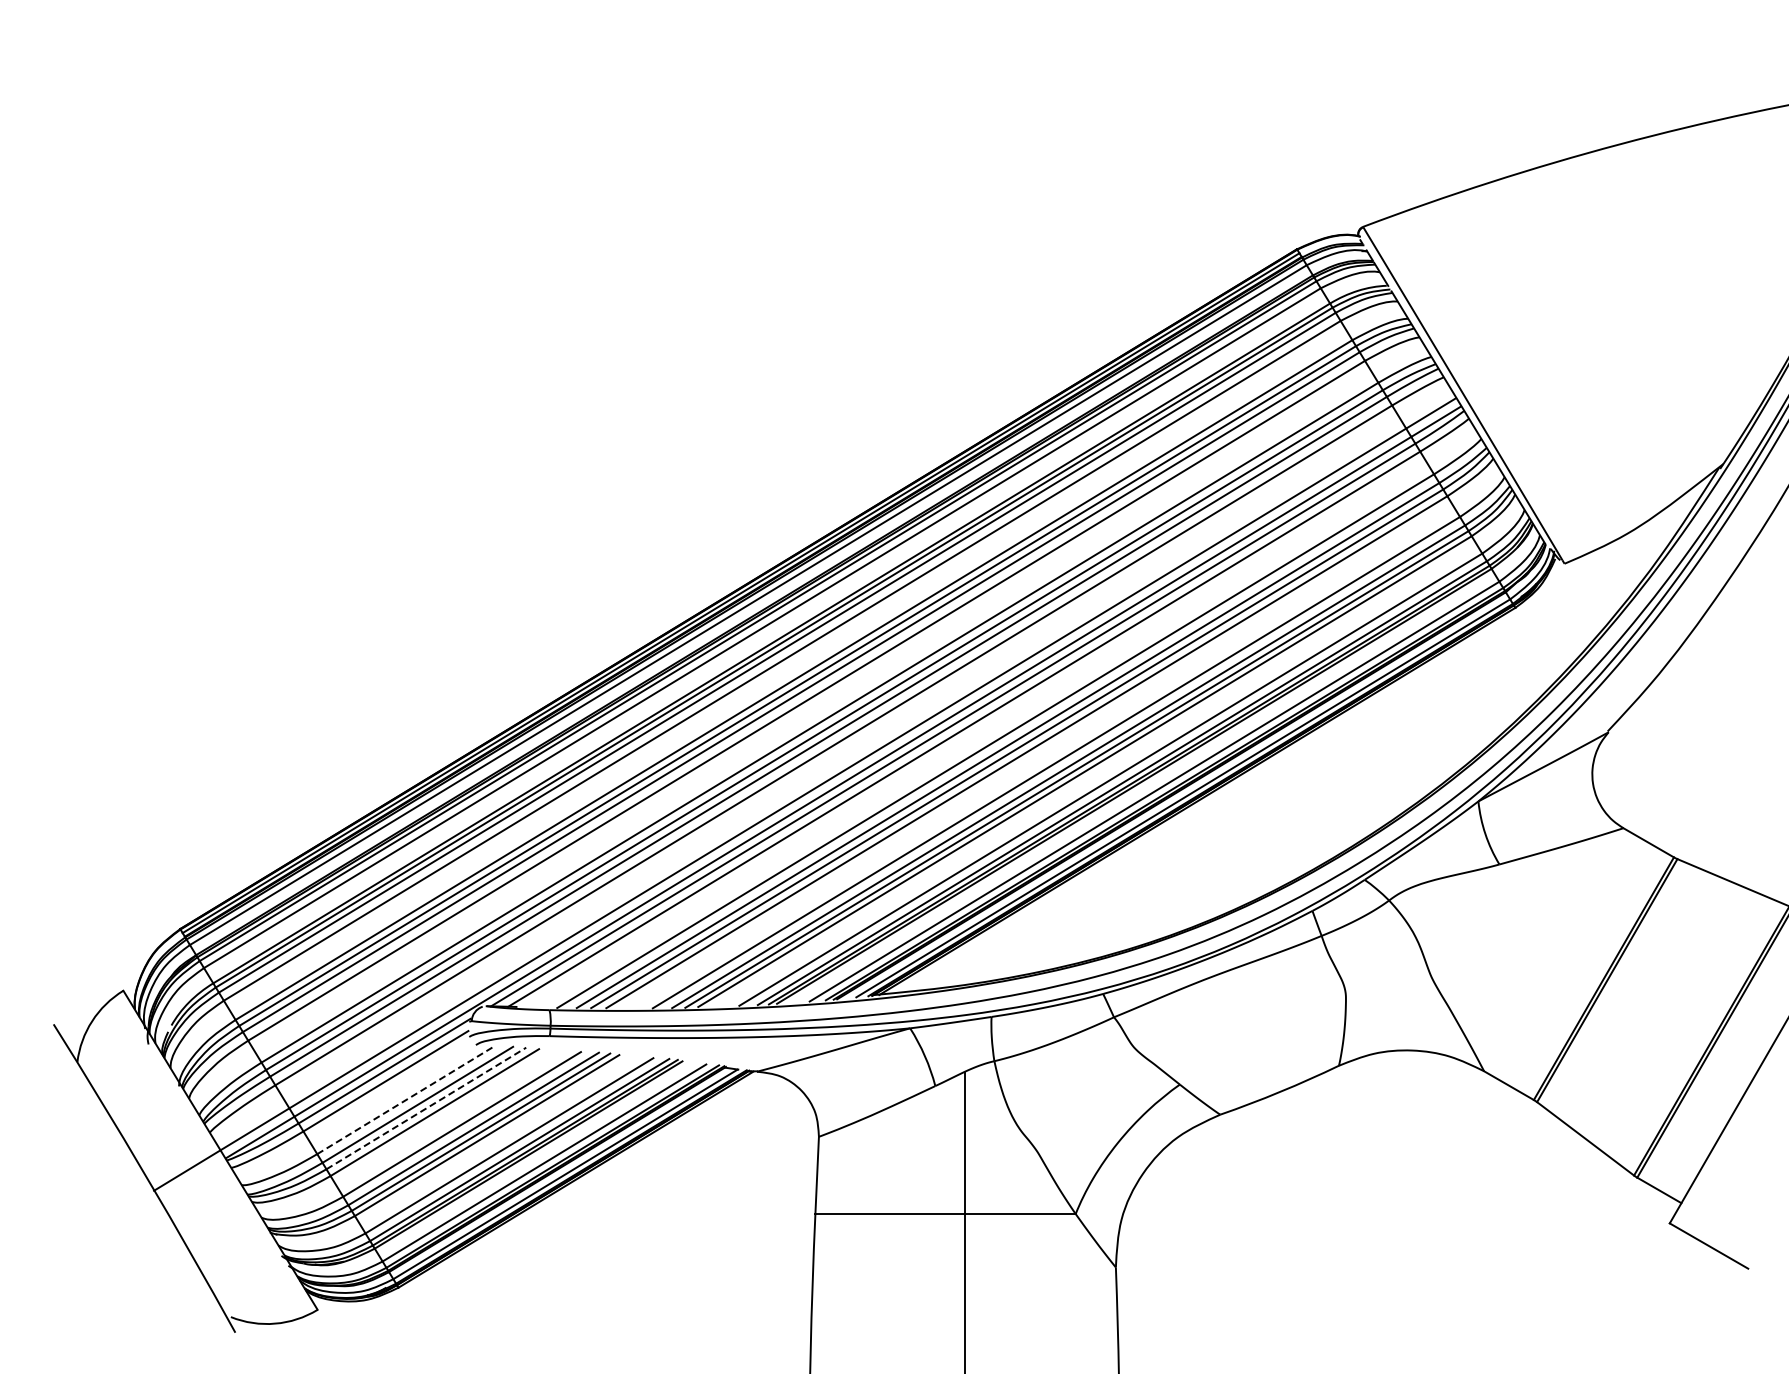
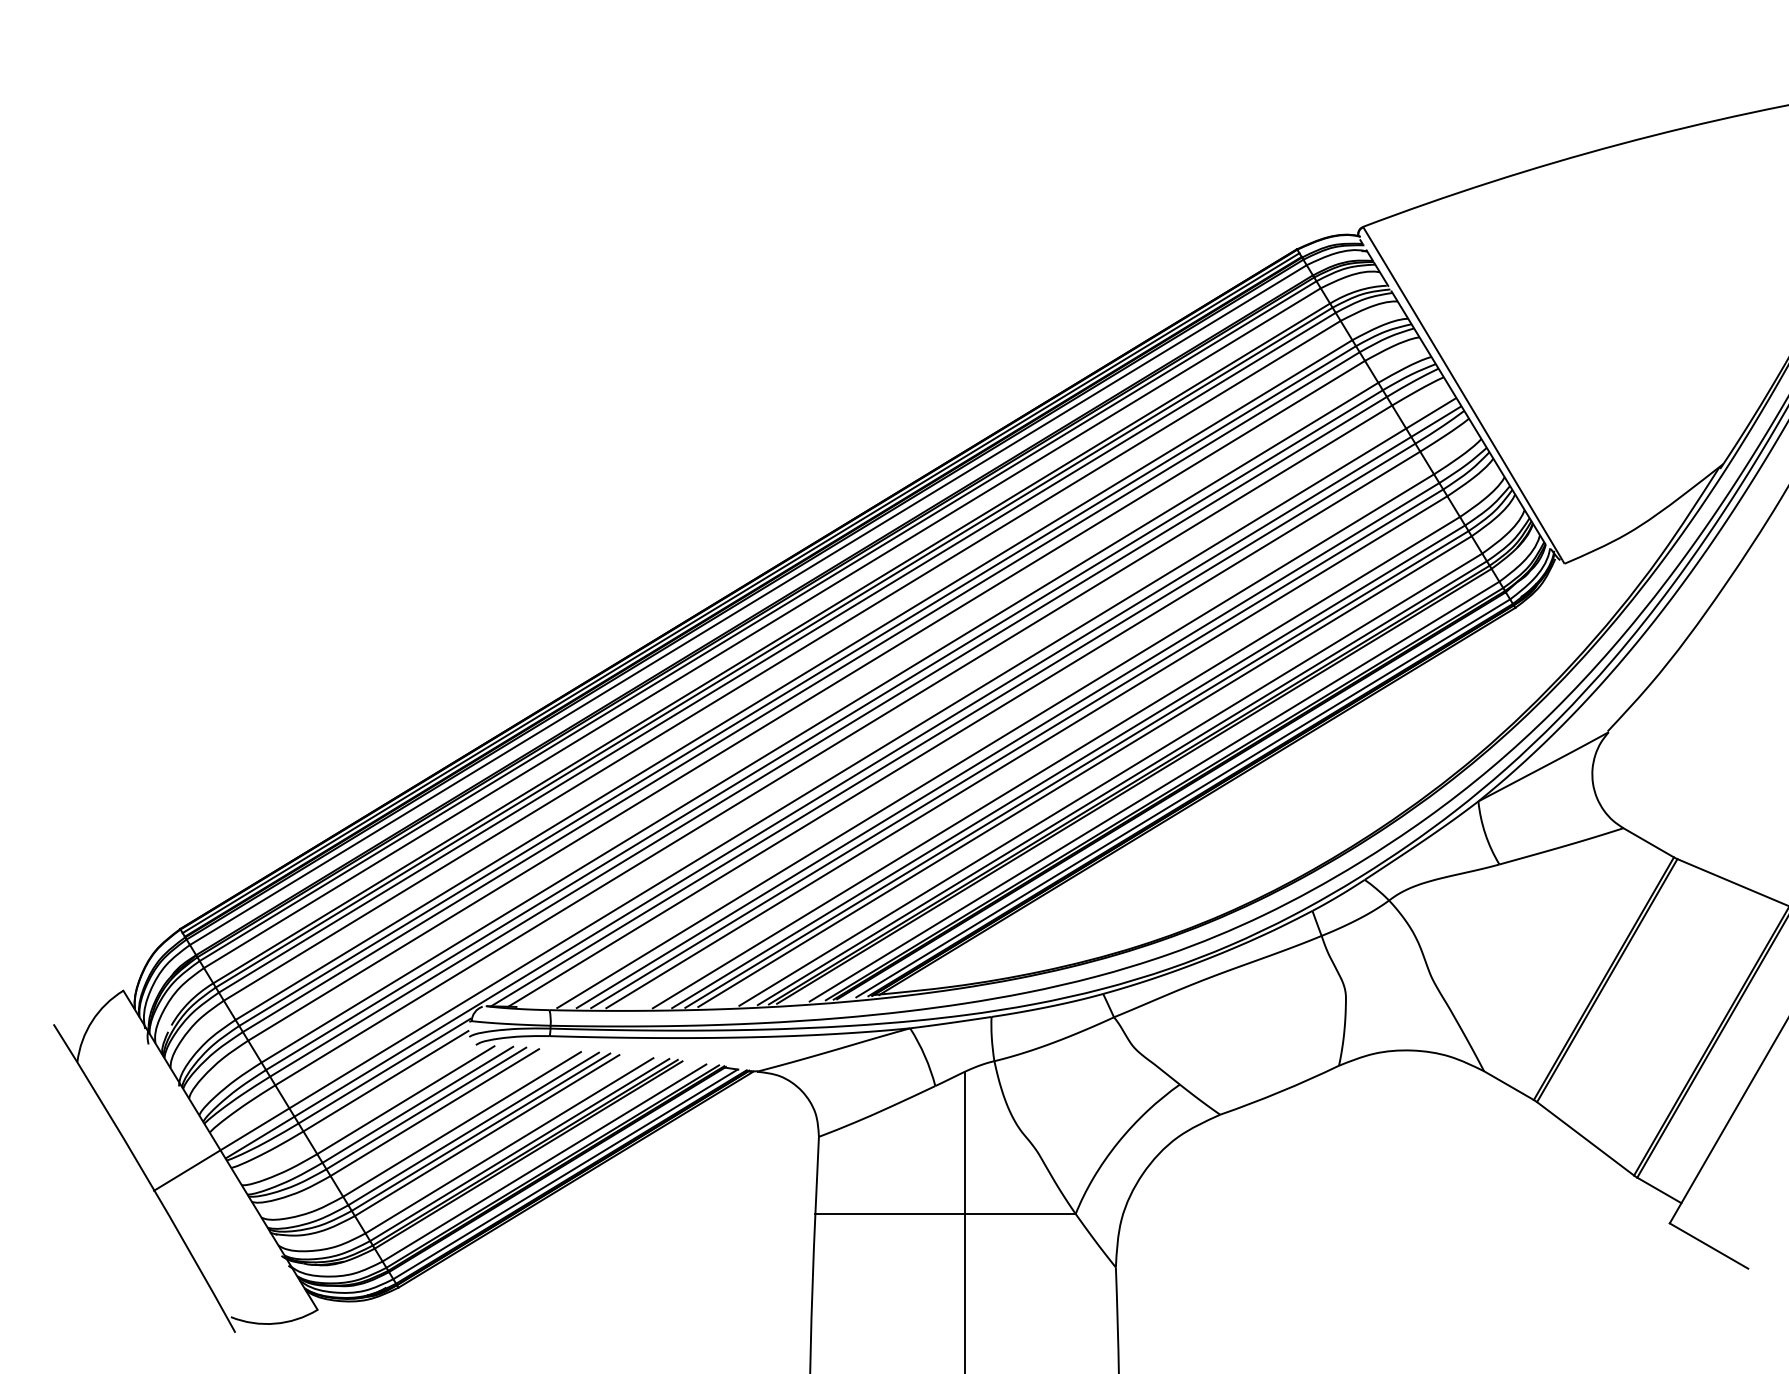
line: dashed -> solid (405, 1100)
line: dashed -> solid (426, 1108)
